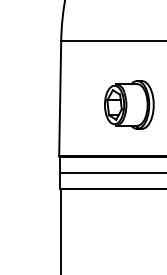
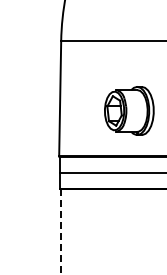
part position: (129, 104) -> (129, 110) (129, 110)
line: solid -> dashed (60, 231)
